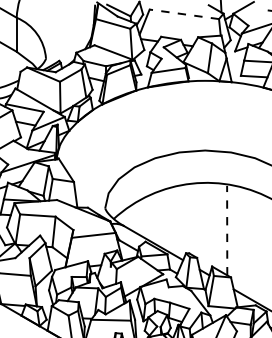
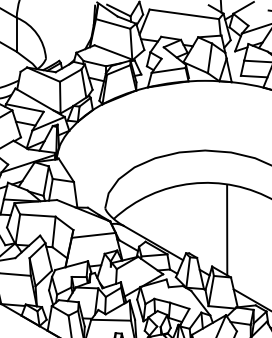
line: dashed -> solid (183, 14)
line: dashed -> solid (227, 230)
